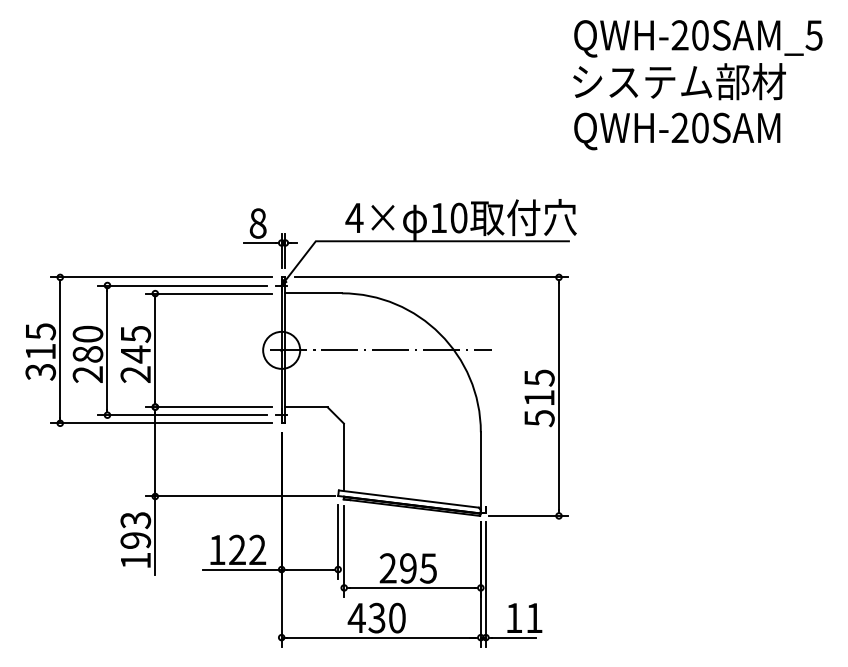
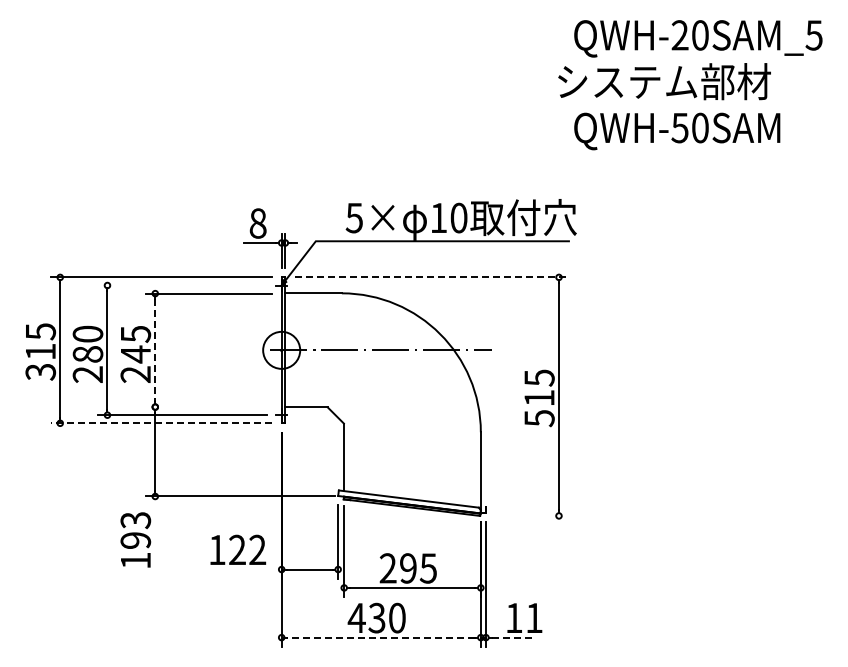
text position: (679, 81) -> (664, 81) (664, 81)
text: QWH-20SAM -> QWH-50SAM (679, 127)
text: 4× -> 5× (354, 218)
line: solid -> dashed (431, 277)
line: present -> none (182, 285)
line: solid -> dashed (155, 350)
line: present -> none (209, 407)
line: solid -> dashed (161, 423)
line: present -> none (528, 515)
line: present -> none (155, 535)
line: present -> none (241, 569)
line: solid -> dashed (380, 637)
line: solid -> dashed (514, 637)
